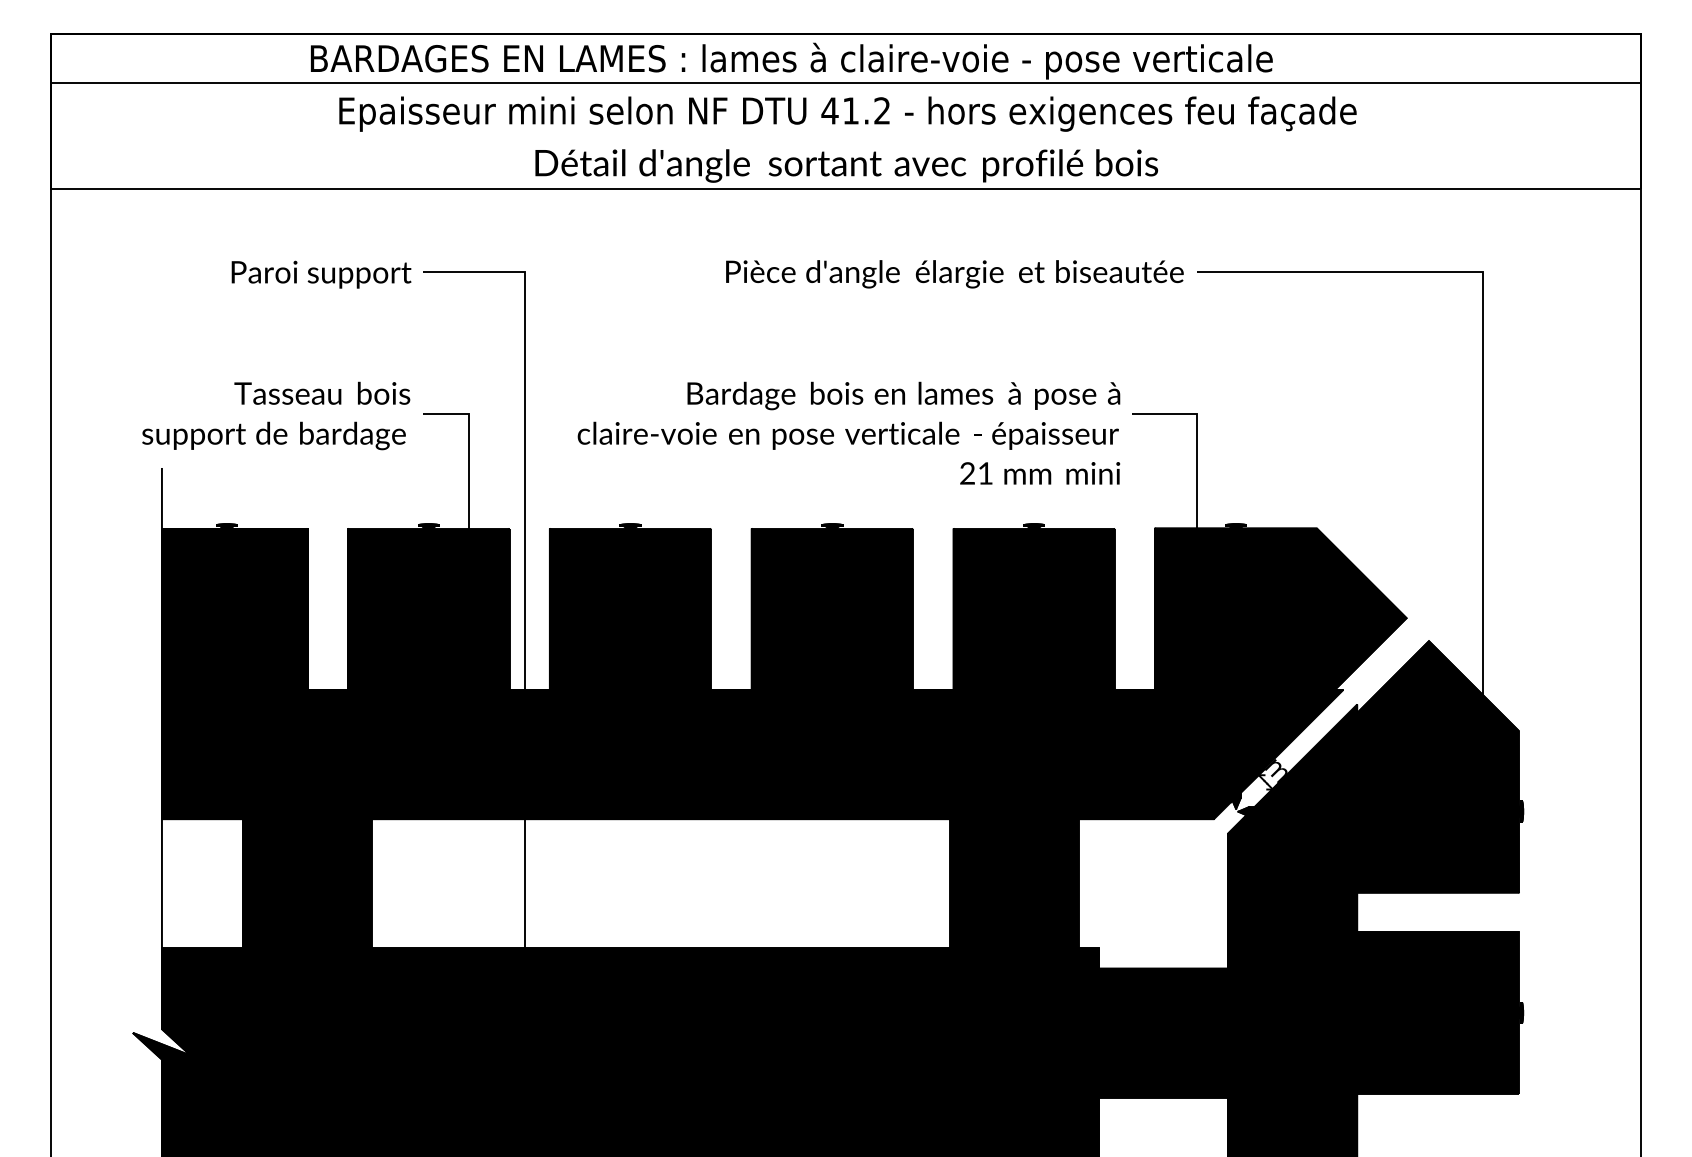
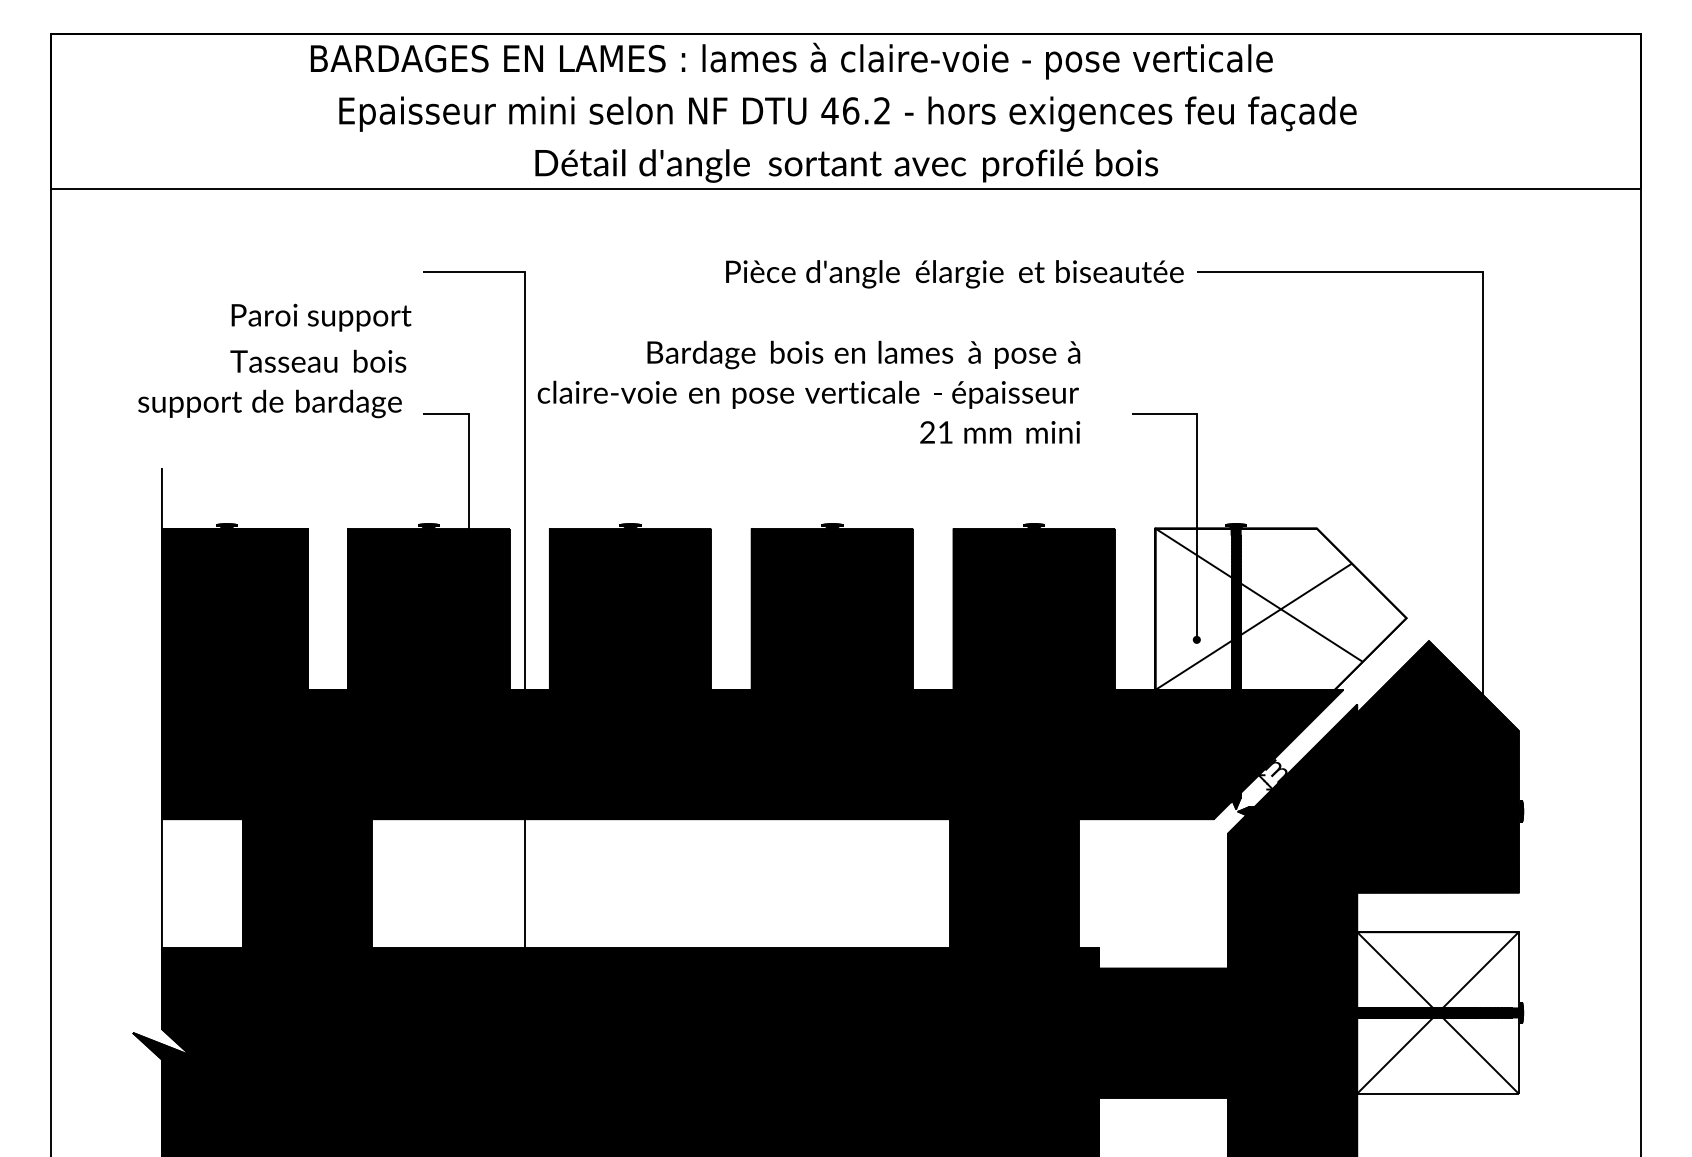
line: present -> none (845, 82)
text: 41.2 -> 46.2 (851, 110)
text position: (321, 274) -> (321, 317) (321, 317)
text position: (276, 415) -> (272, 383) (272, 383)
text position: (848, 432) -> (808, 391) (808, 391)
fill: present -> none (1280, 609)
fill: present -> none (1437, 1012)
